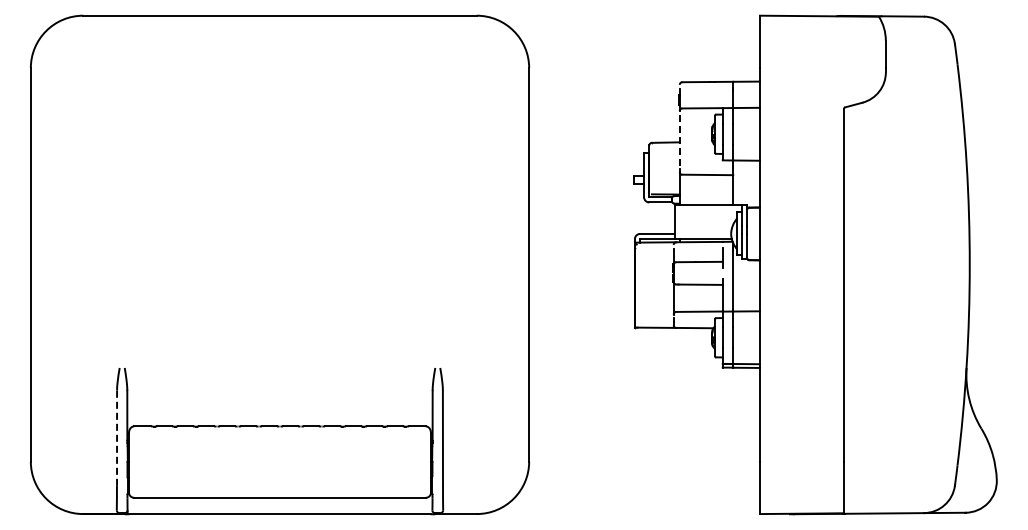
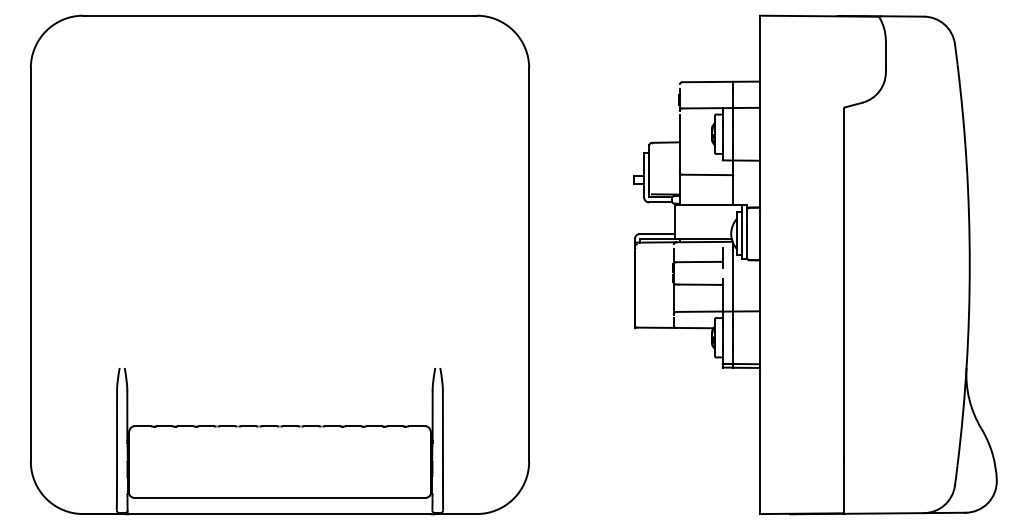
line: dashed -> solid (679, 141)
line: dashed -> solid (117, 438)
